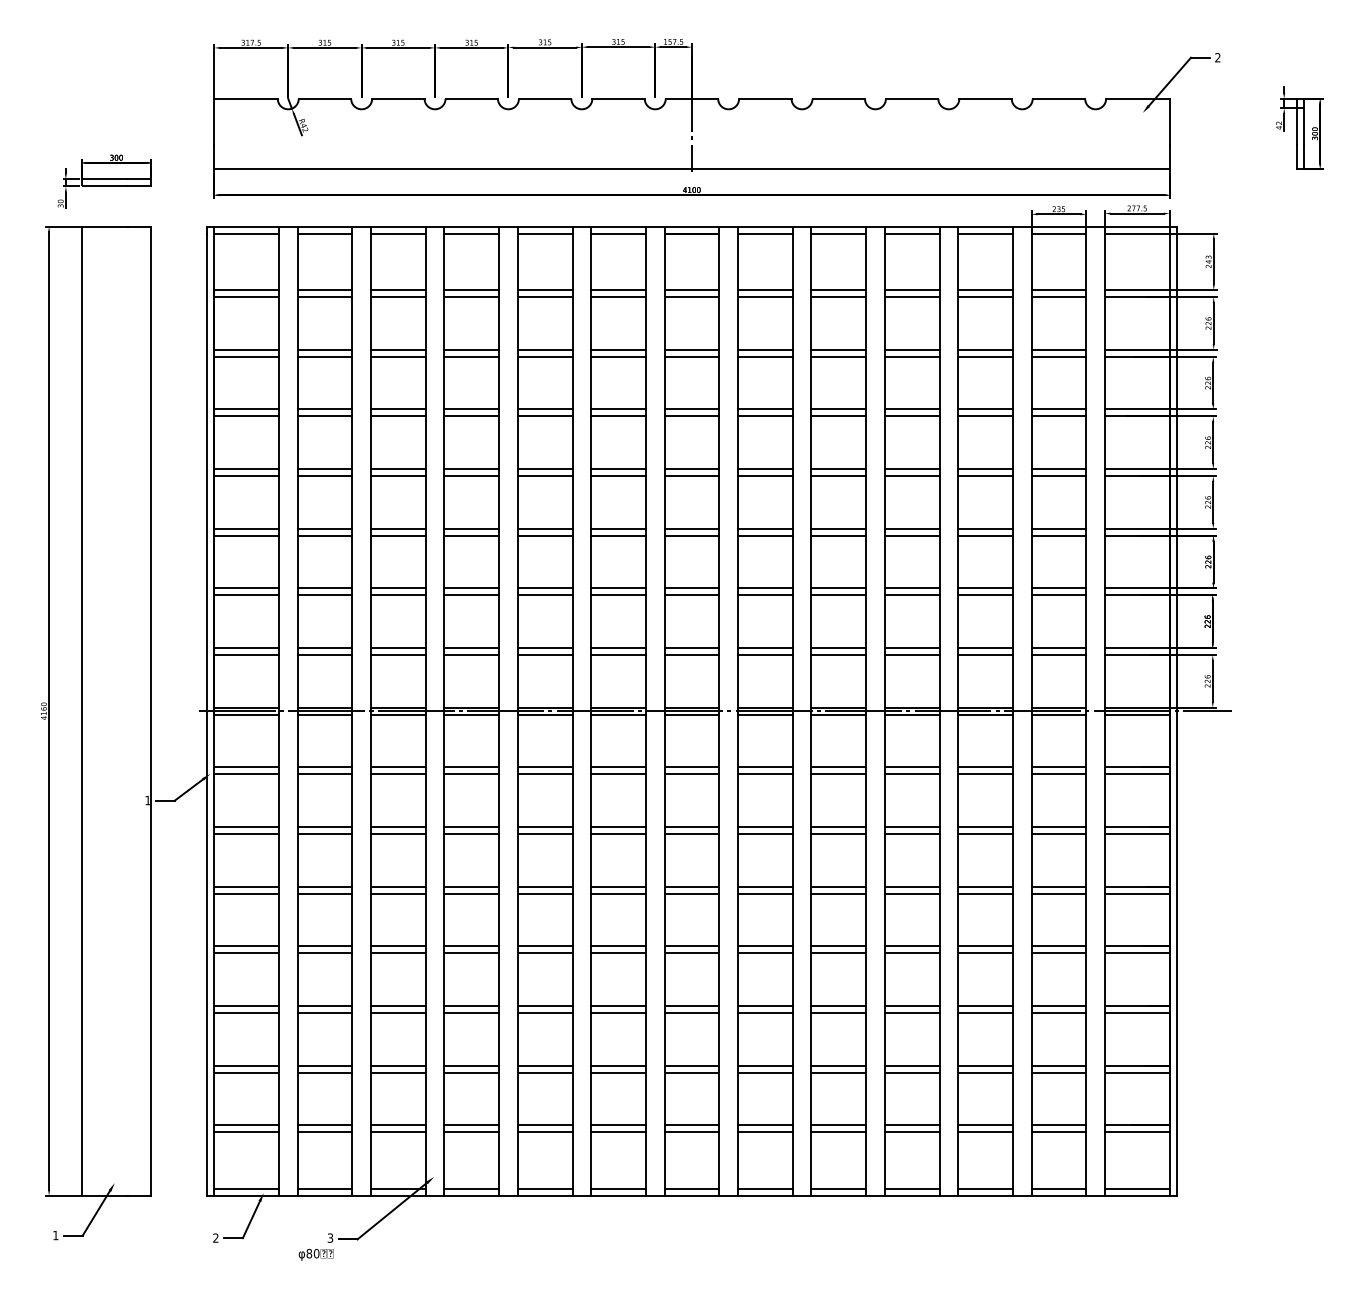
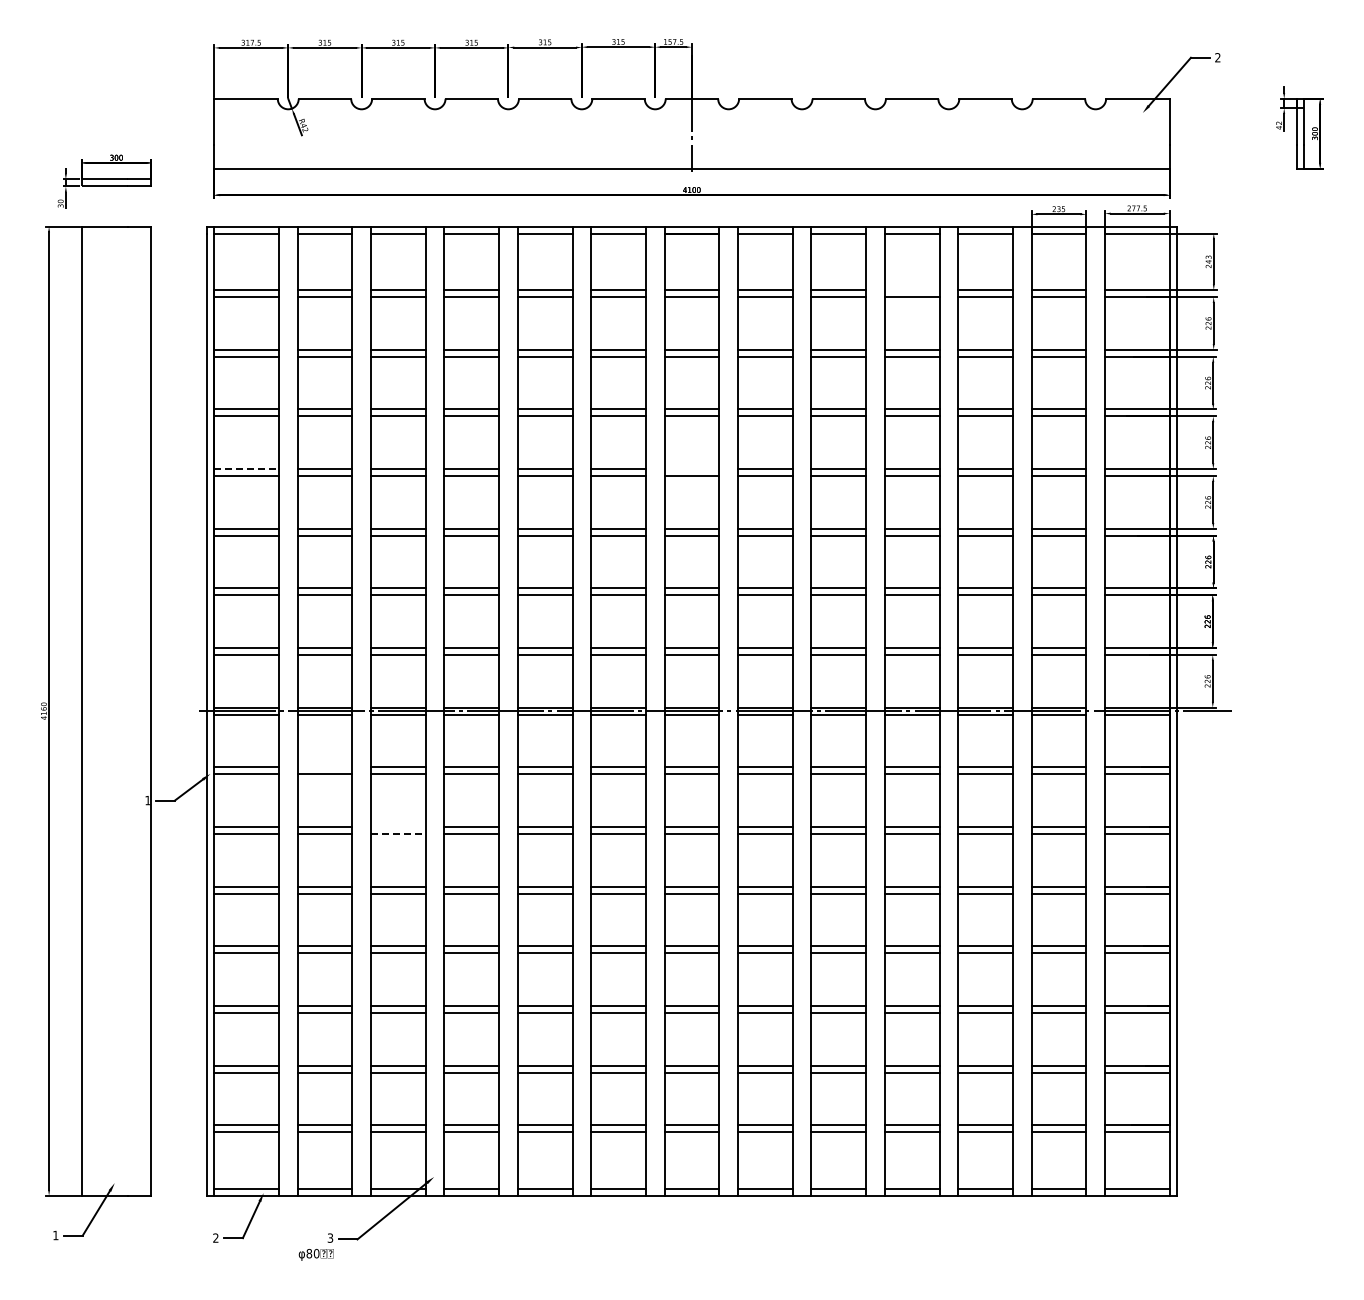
line: present -> none (911, 290)
line: solid -> dashed (247, 469)
line: present -> none (691, 469)
line: present -> none (324, 767)
line: present -> none (397, 827)
line: solid -> dashed (398, 834)
